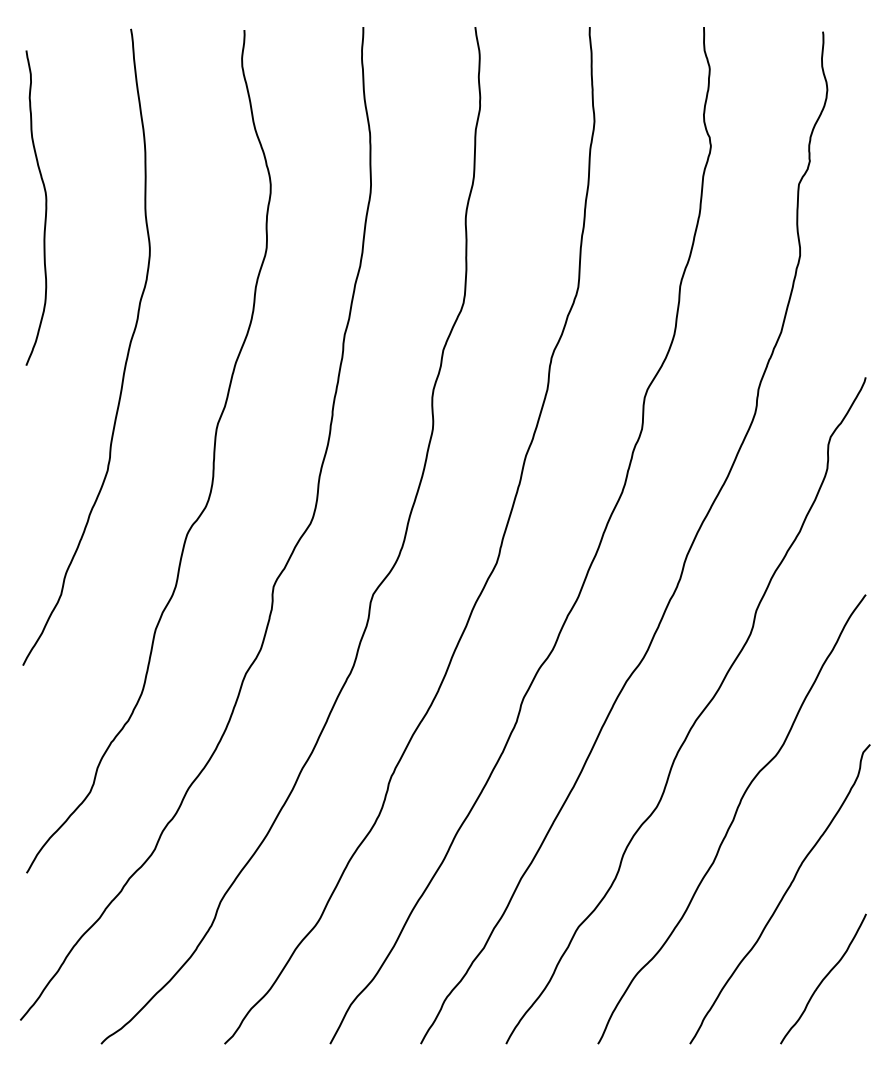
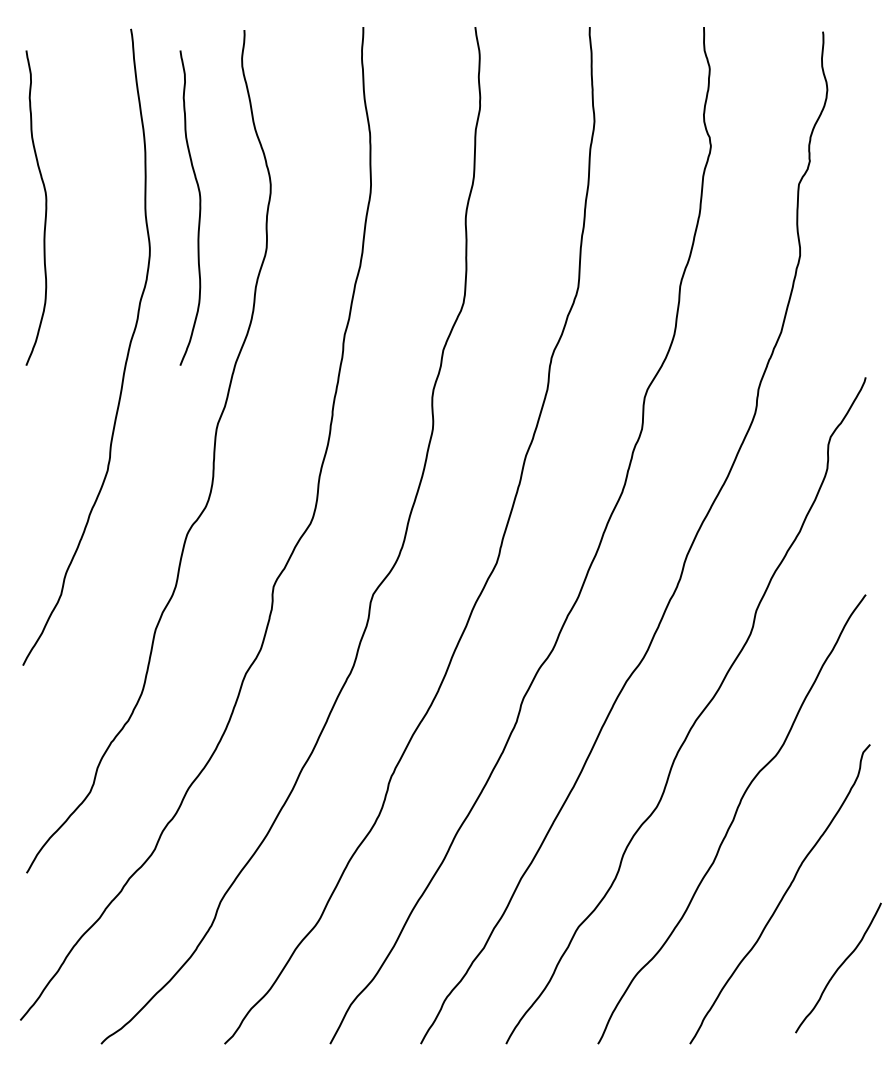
curve: none -> present (199, 207)
curve position: (823, 978) -> (838, 967) (838, 967)
